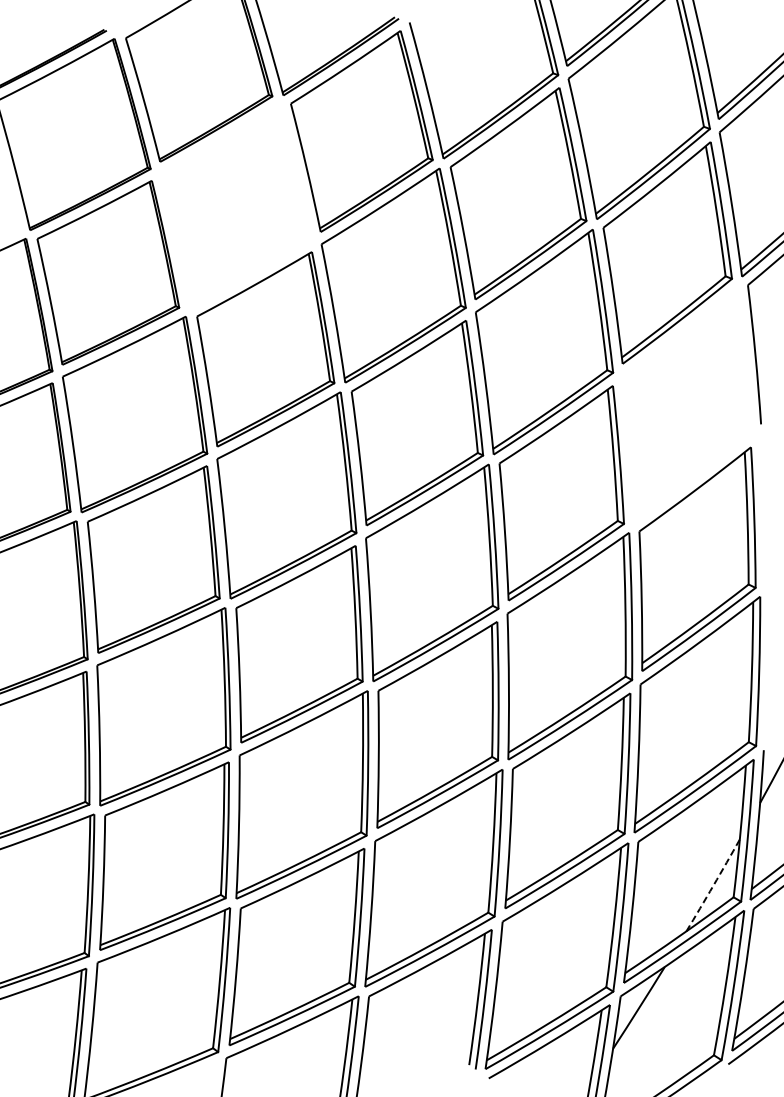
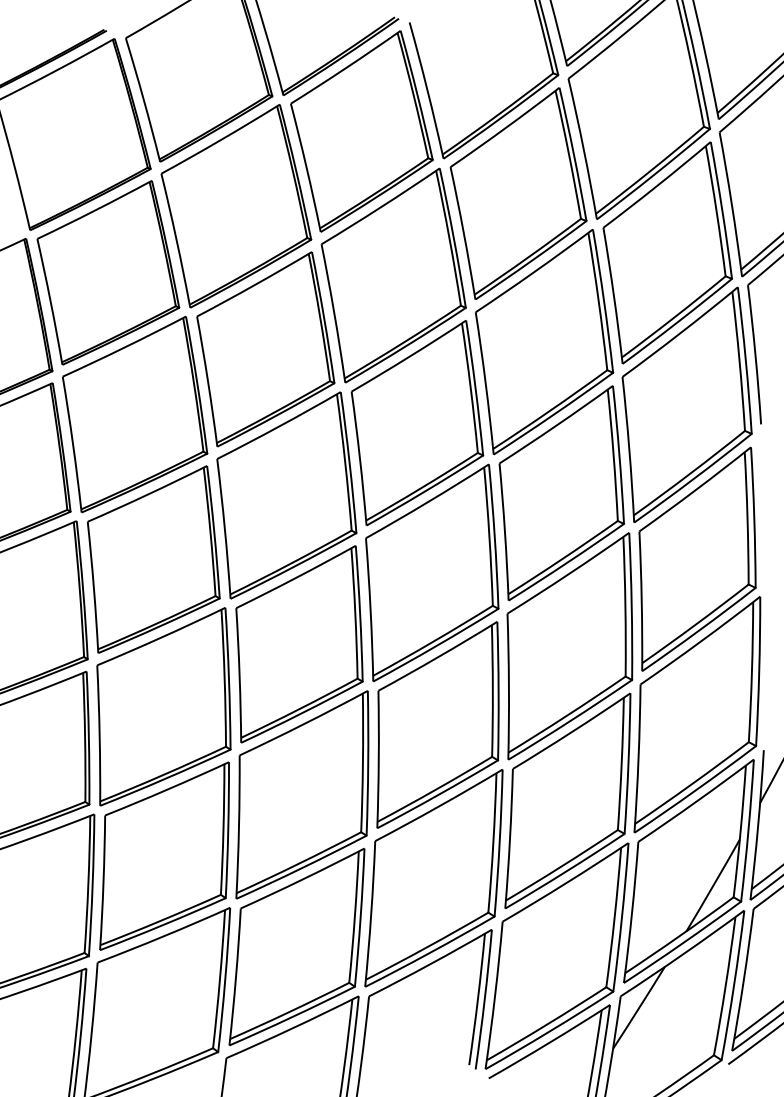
part: none -> present (236, 206)
part: none -> present (686, 404)
arc: dashed -> solid (713, 885)
